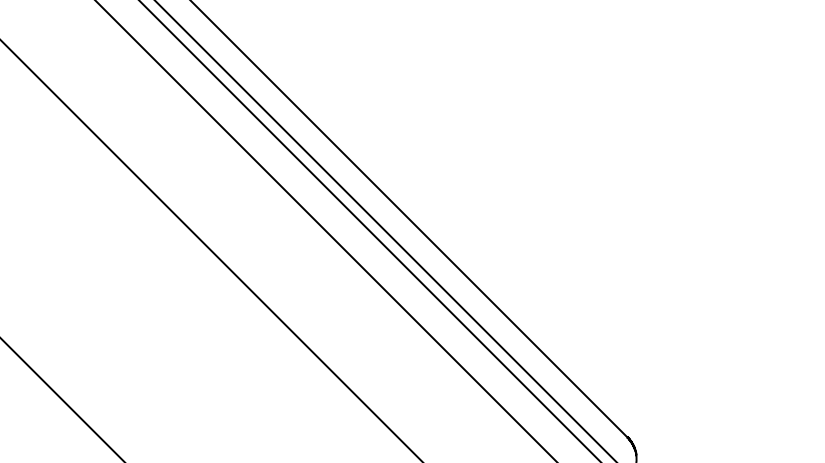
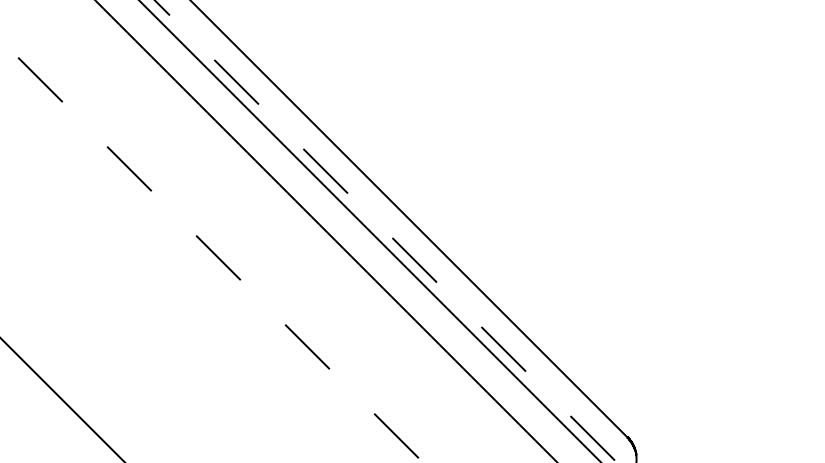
line: solid -> dashed (386, 231)
line: solid -> dashed (211, 250)
